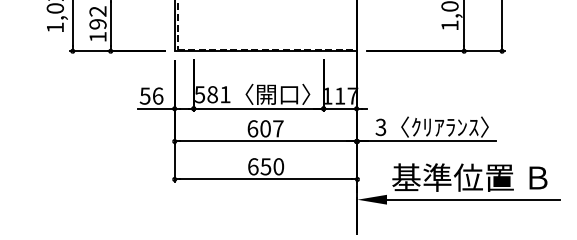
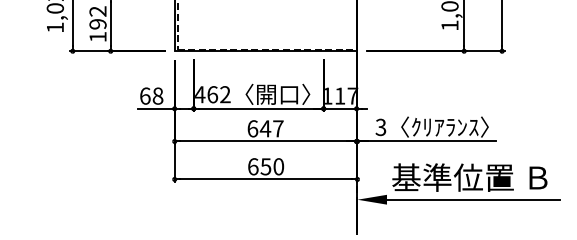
text: 581 -> 462 (212, 94)
text: 56 -> 68 (151, 95)
text: 607 -> 647 (265, 128)
